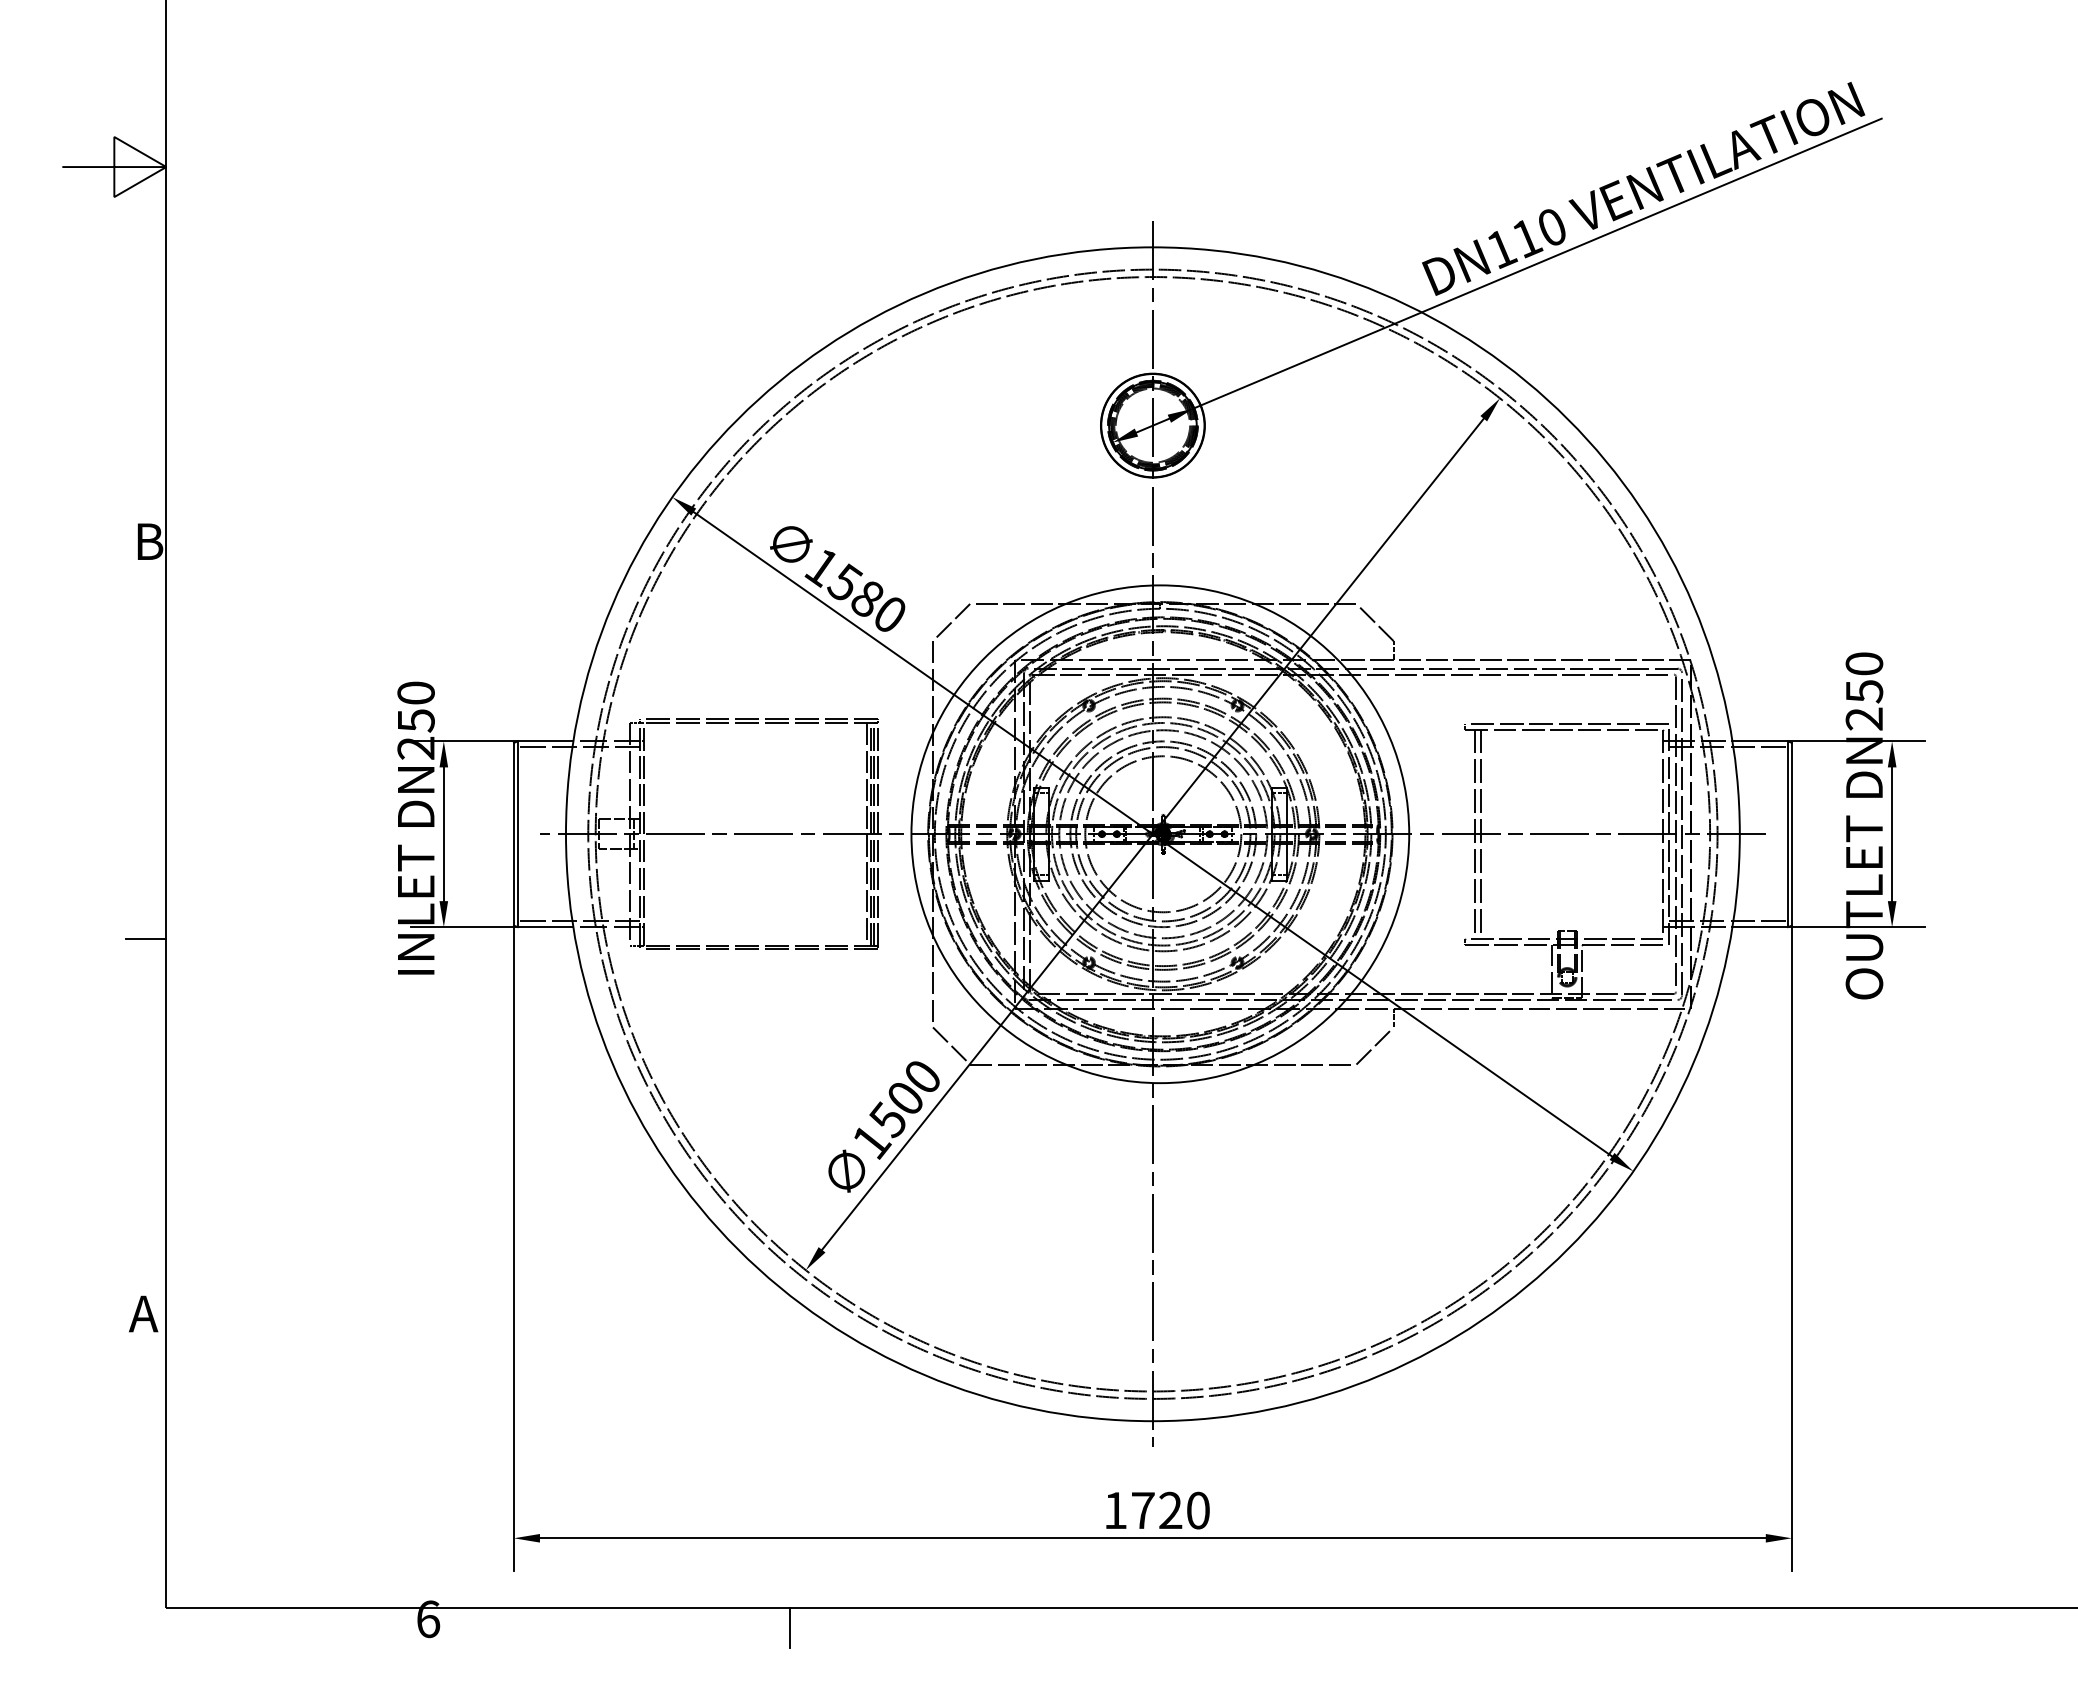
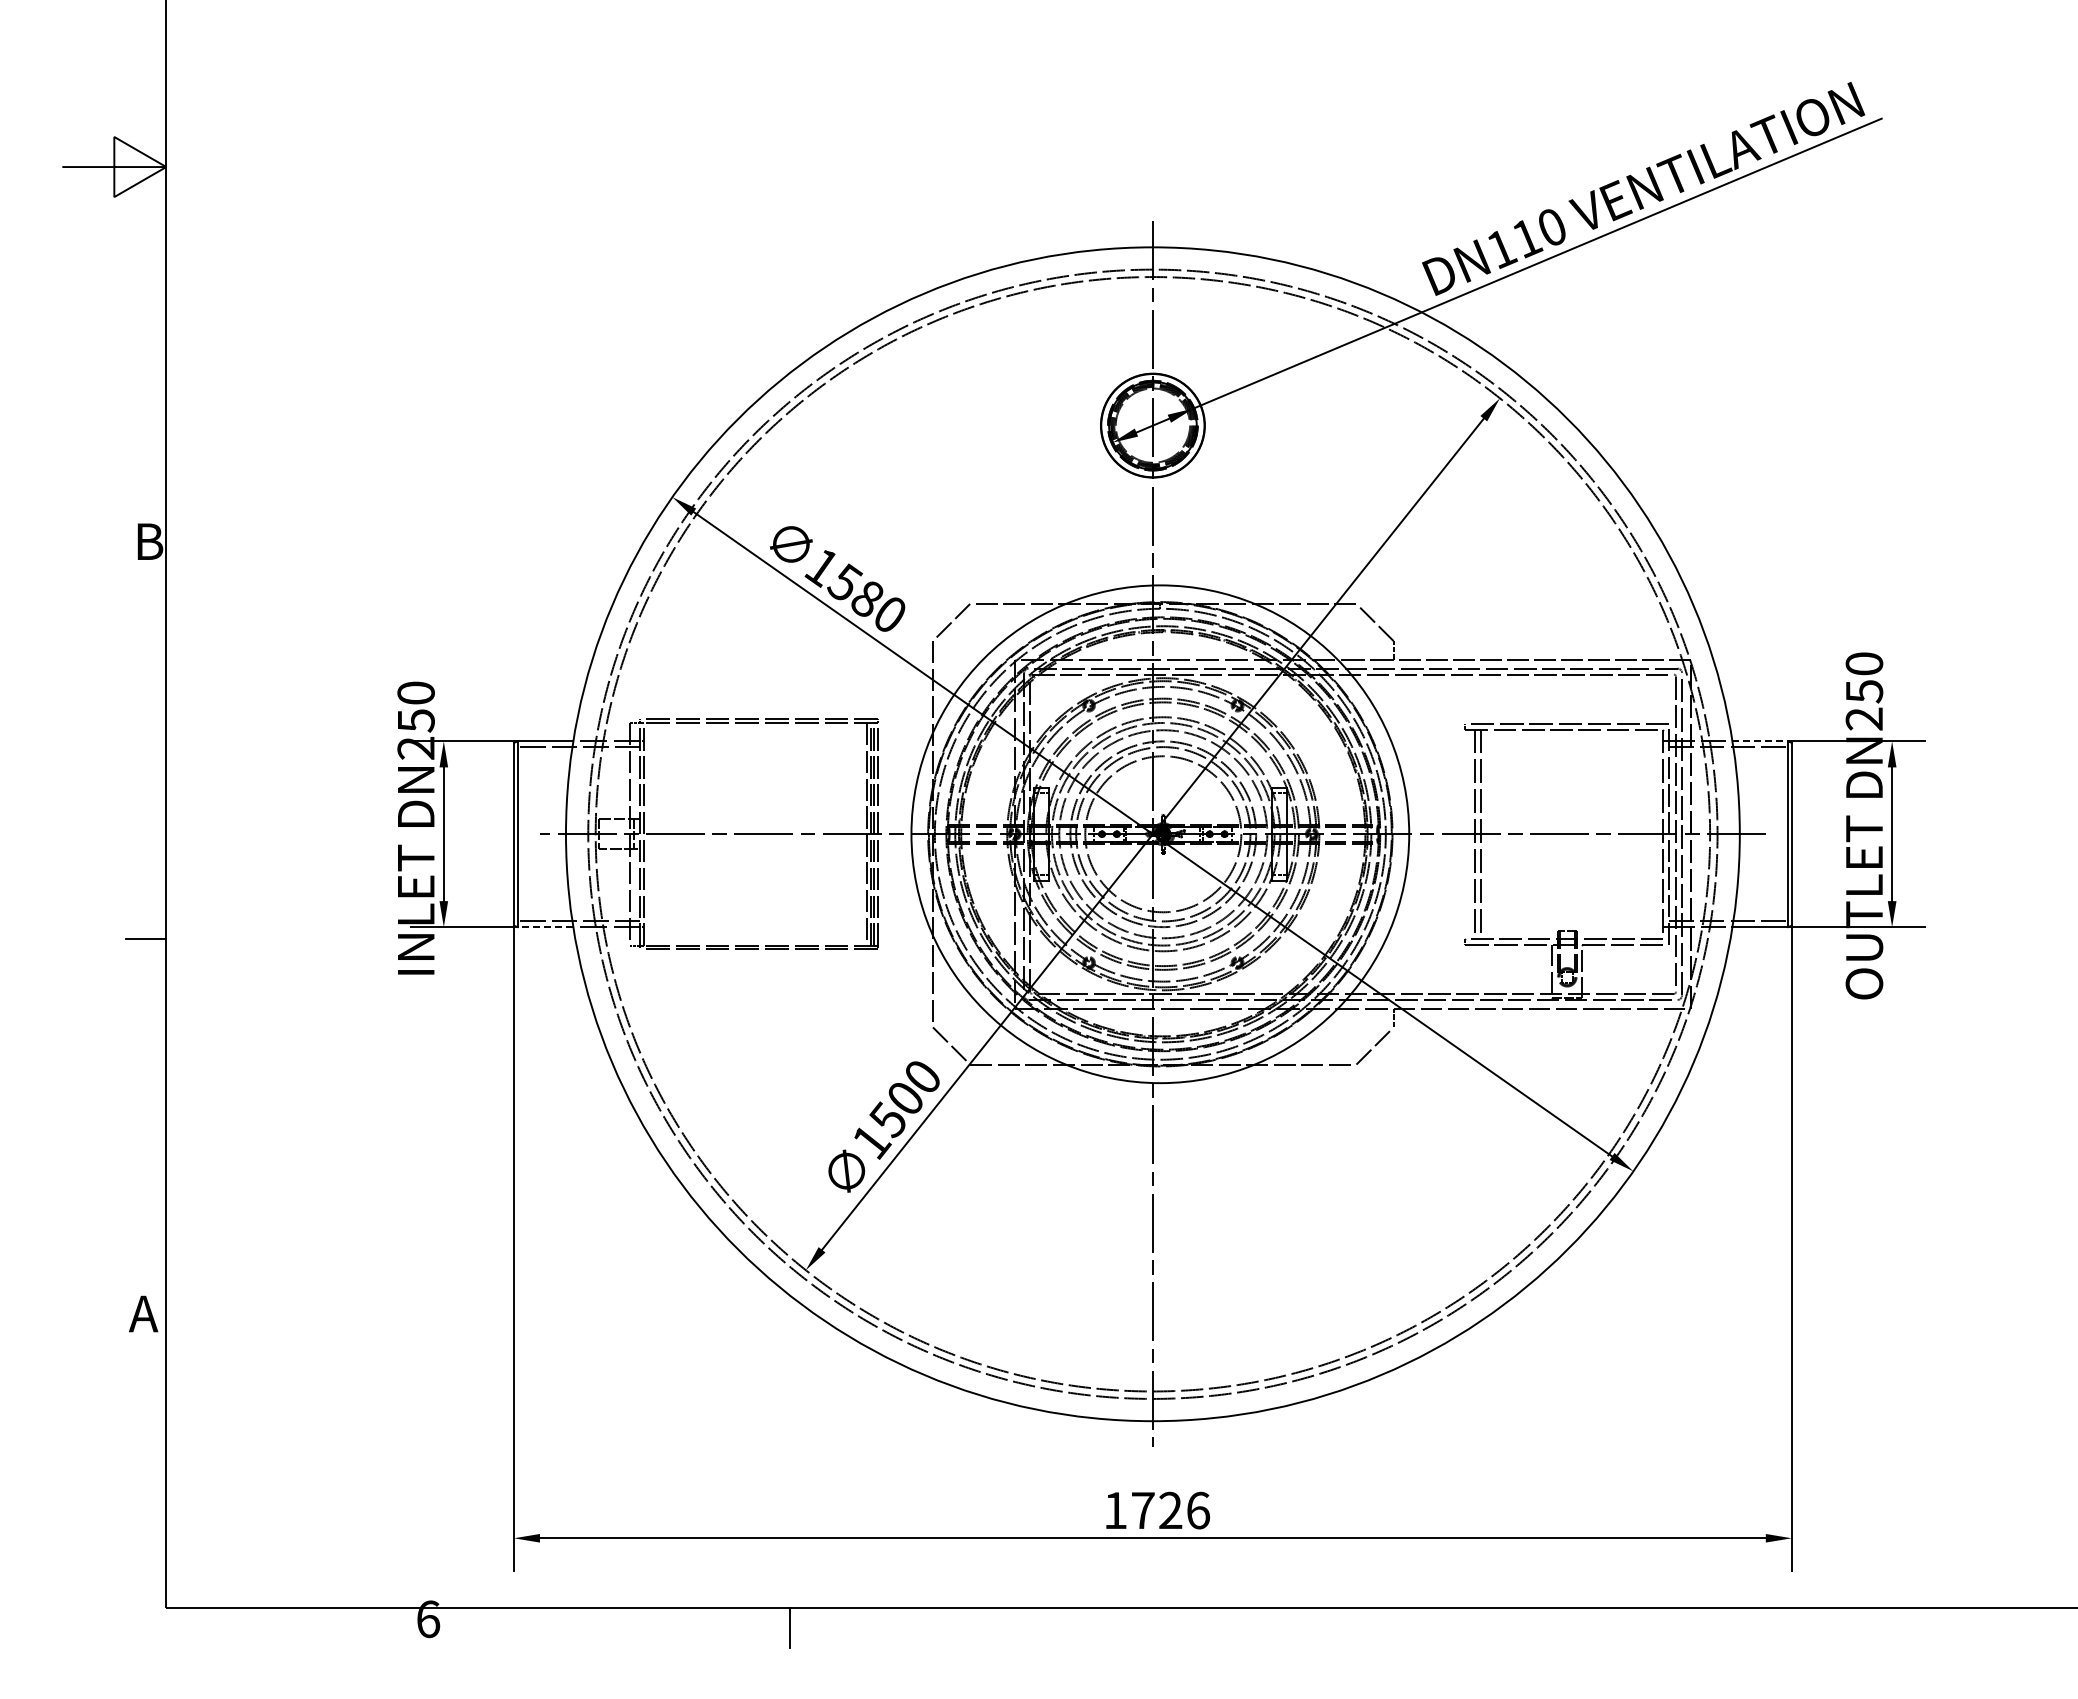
line: solid -> dashed (1760, 741)
line: solid -> dashed (545, 927)
text: 1720 -> 1726 (1198, 1510)
